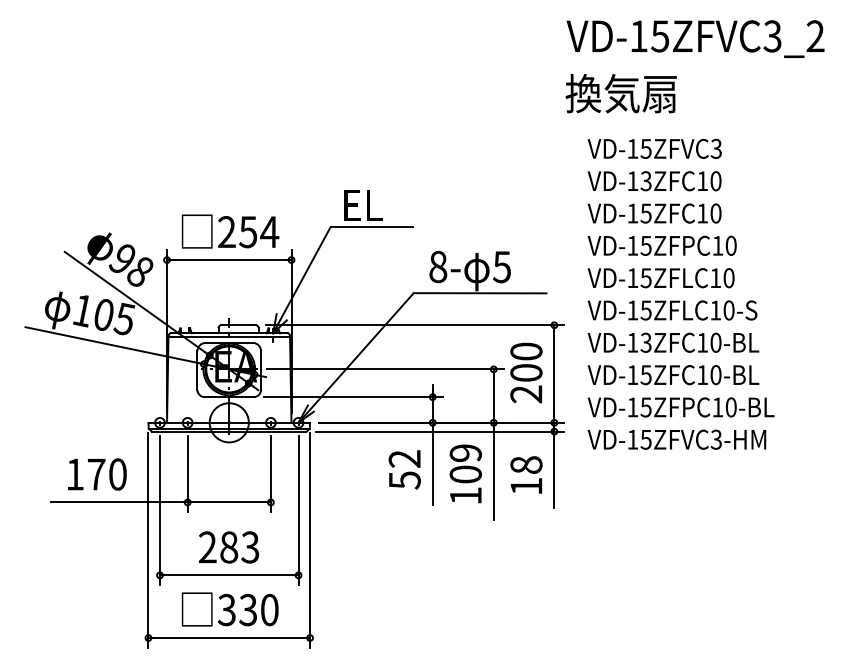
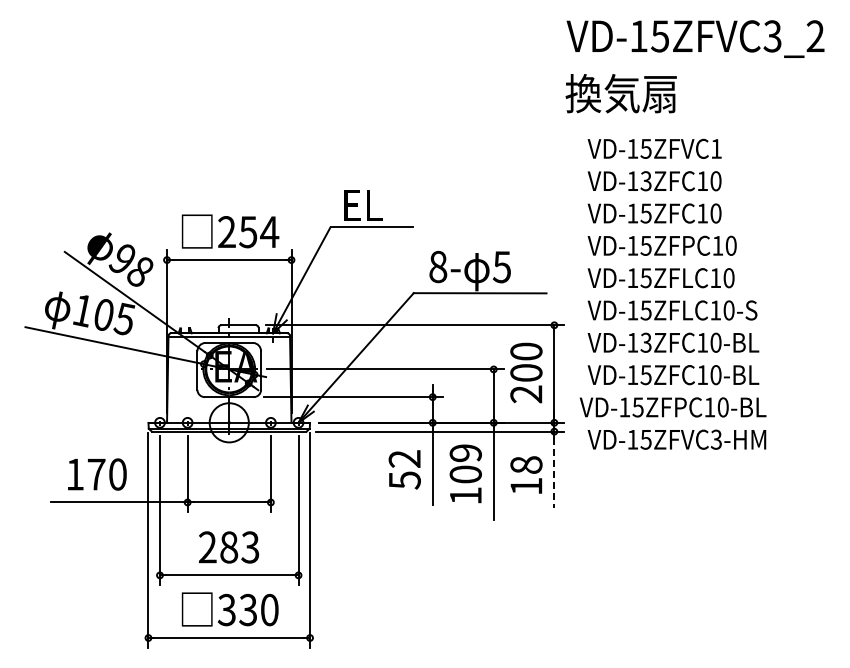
text: VD-15ZFVC3 -> VD-15ZFVC1 (715, 148)
text position: (680, 407) -> (672, 407) (672, 407)
line: solid -> dashed (554, 473)
